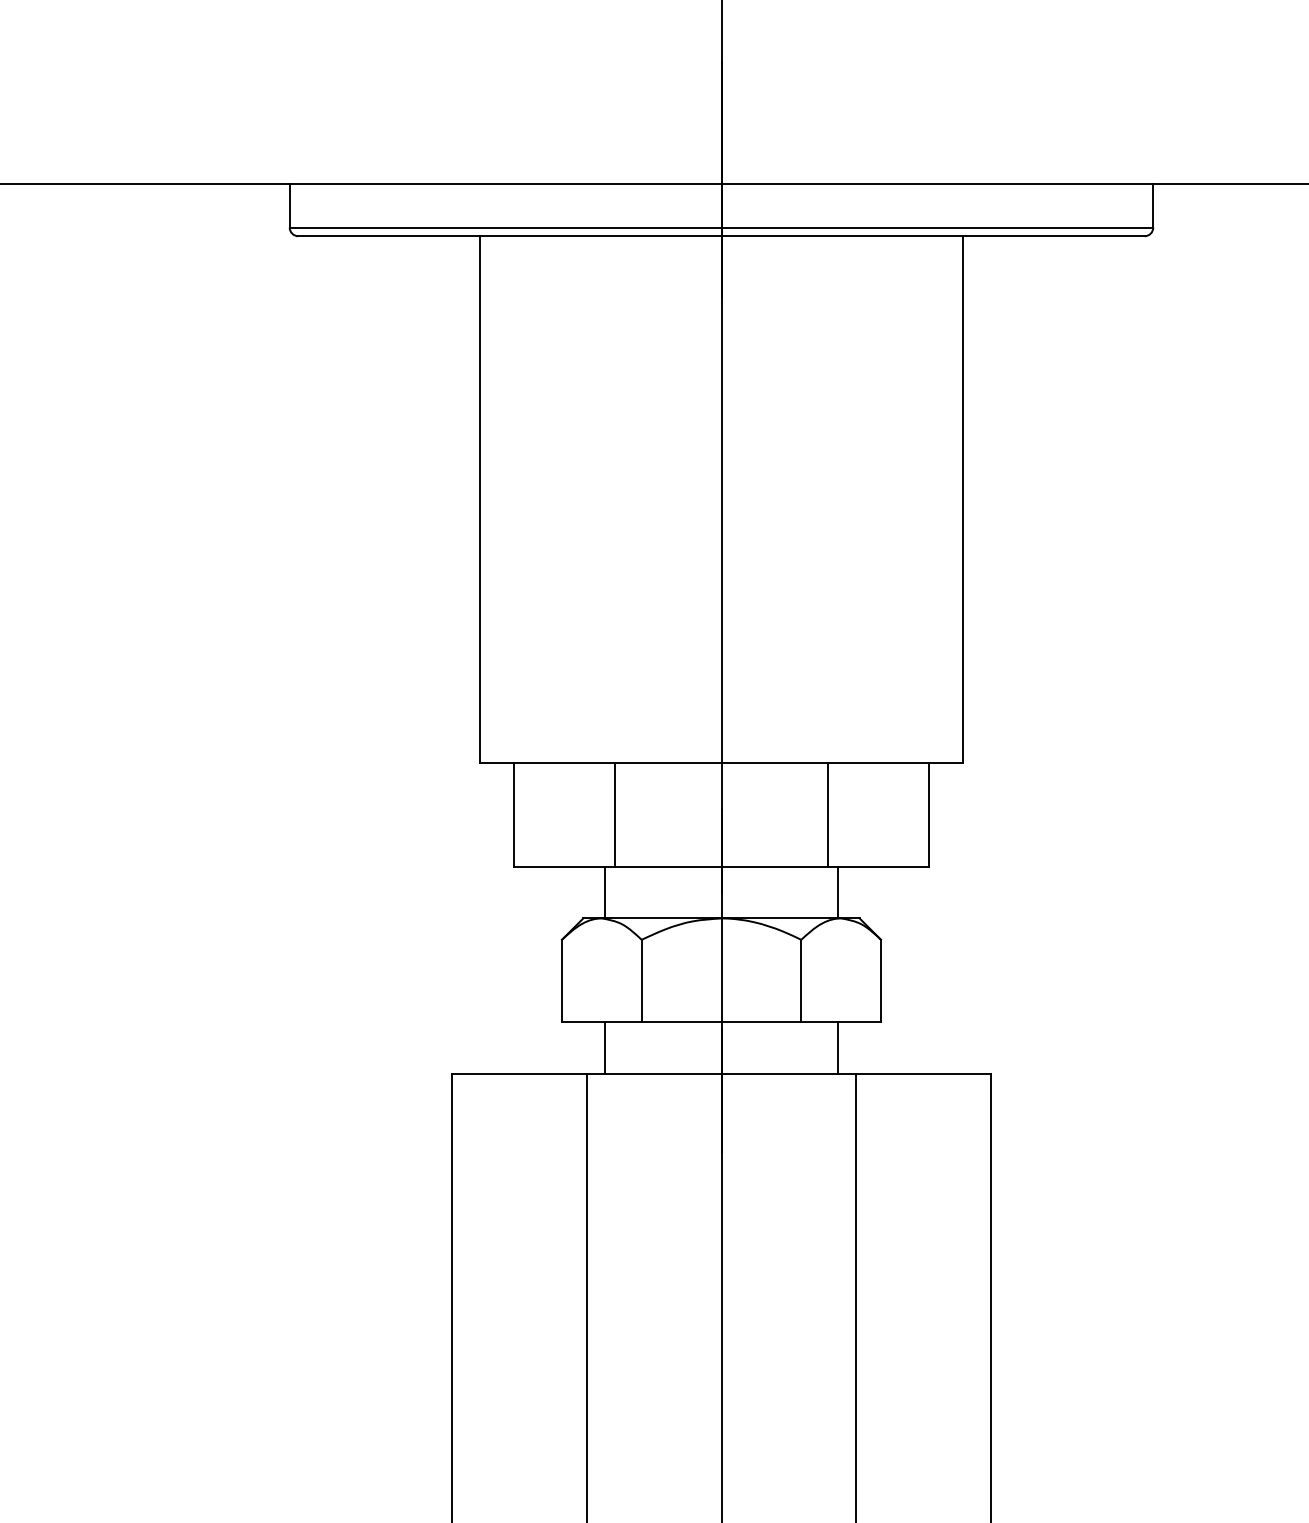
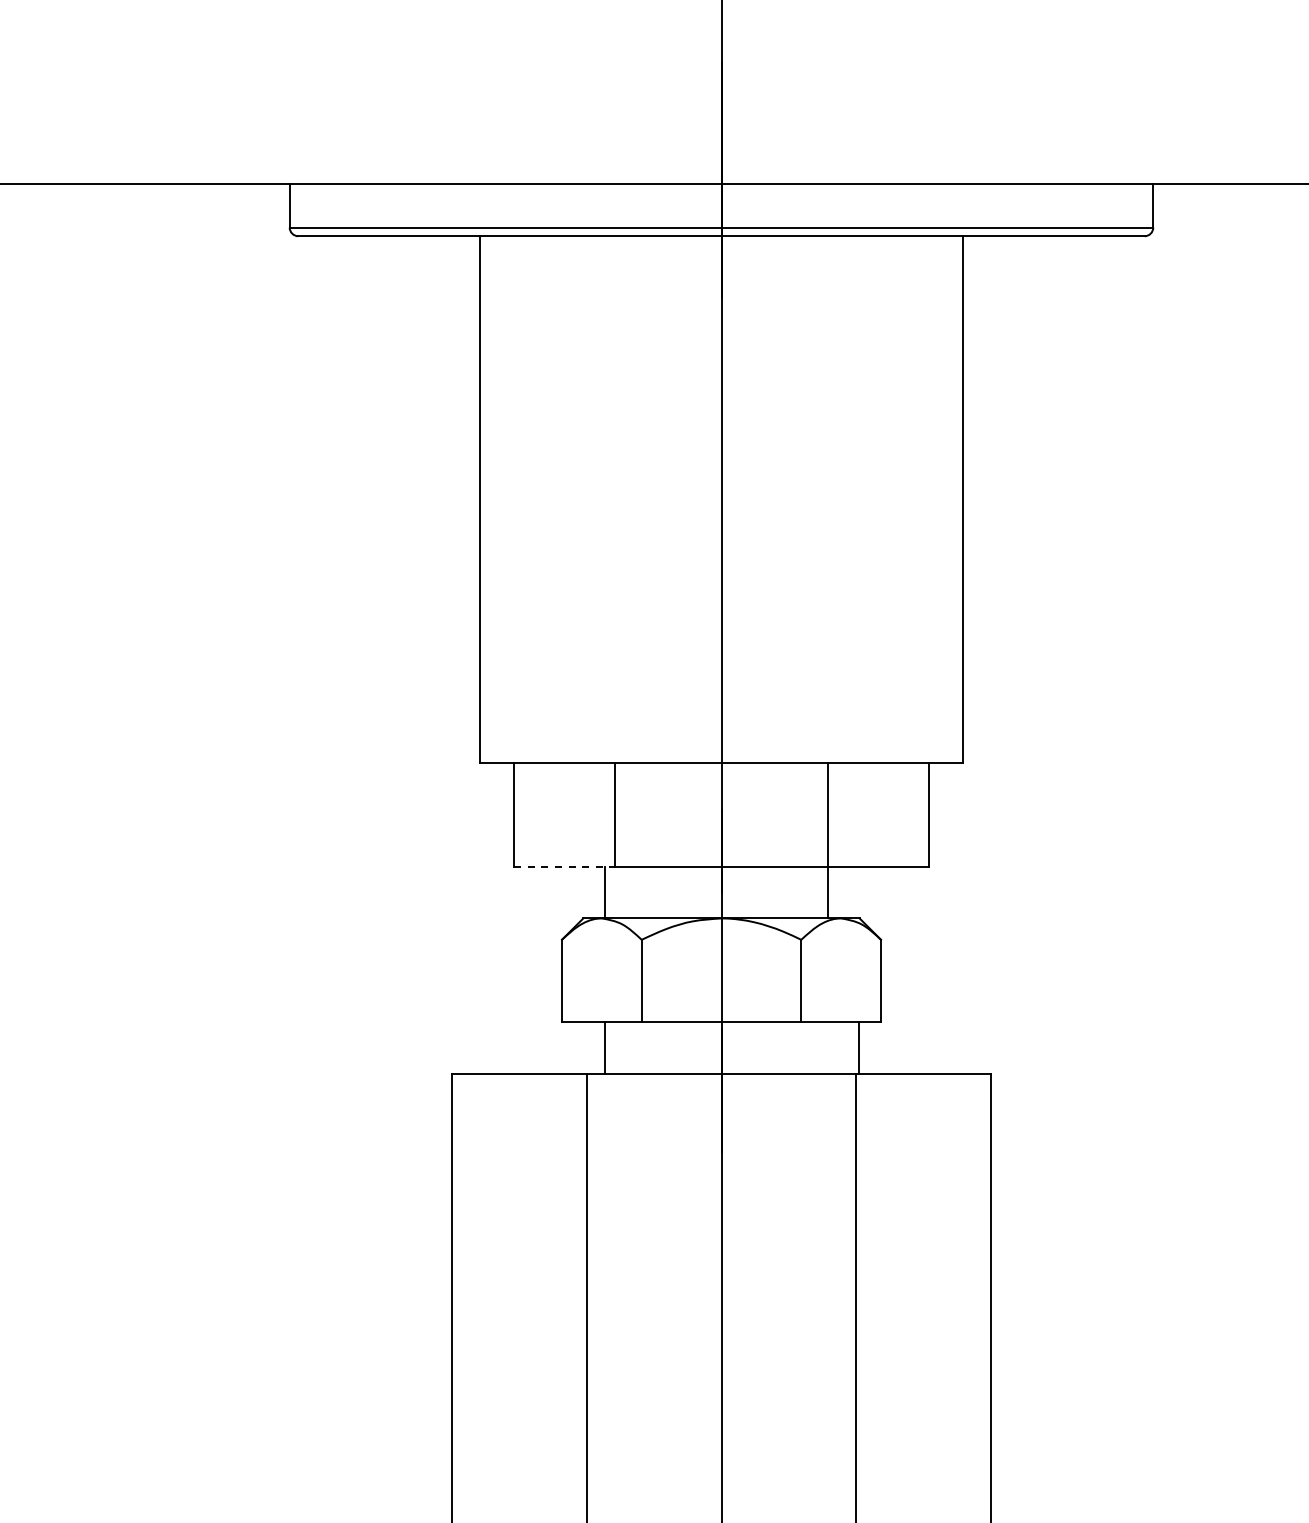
line: solid -> dashed (564, 866)
line position: (837, 892) -> (827, 892) (827, 892)
line position: (837, 1047) -> (858, 1047) (858, 1047)
